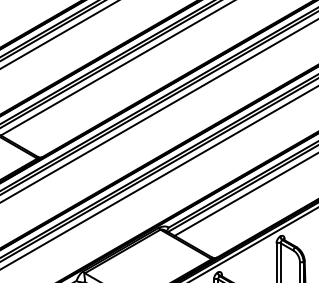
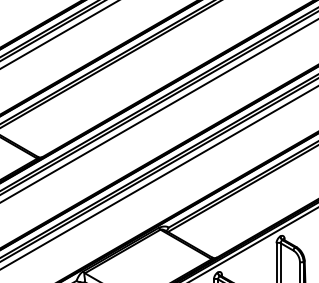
line: present -> none (116, 68)
line: present -> none (244, 194)
